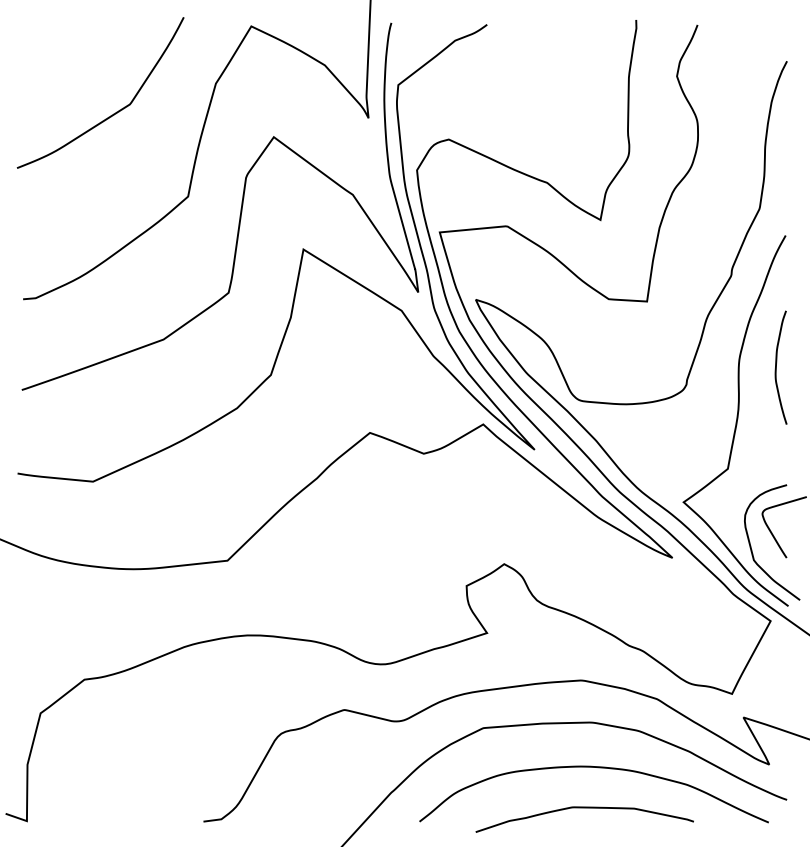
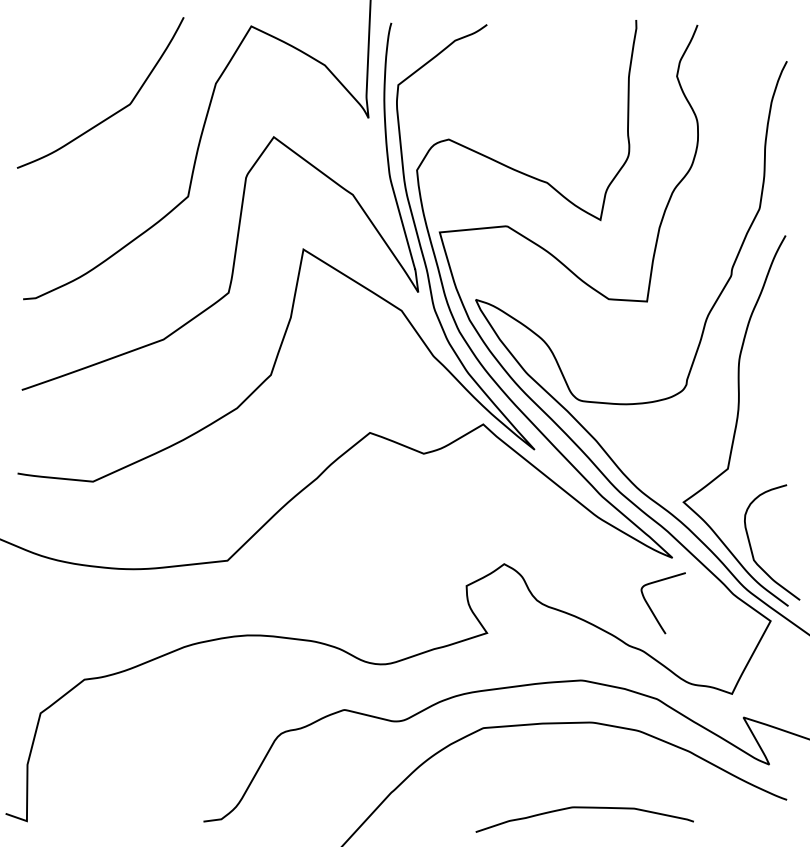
curve: present -> none (776, 367)
curve position: (772, 532) -> (651, 608) (651, 608)
curve: present -> none (598, 768)
